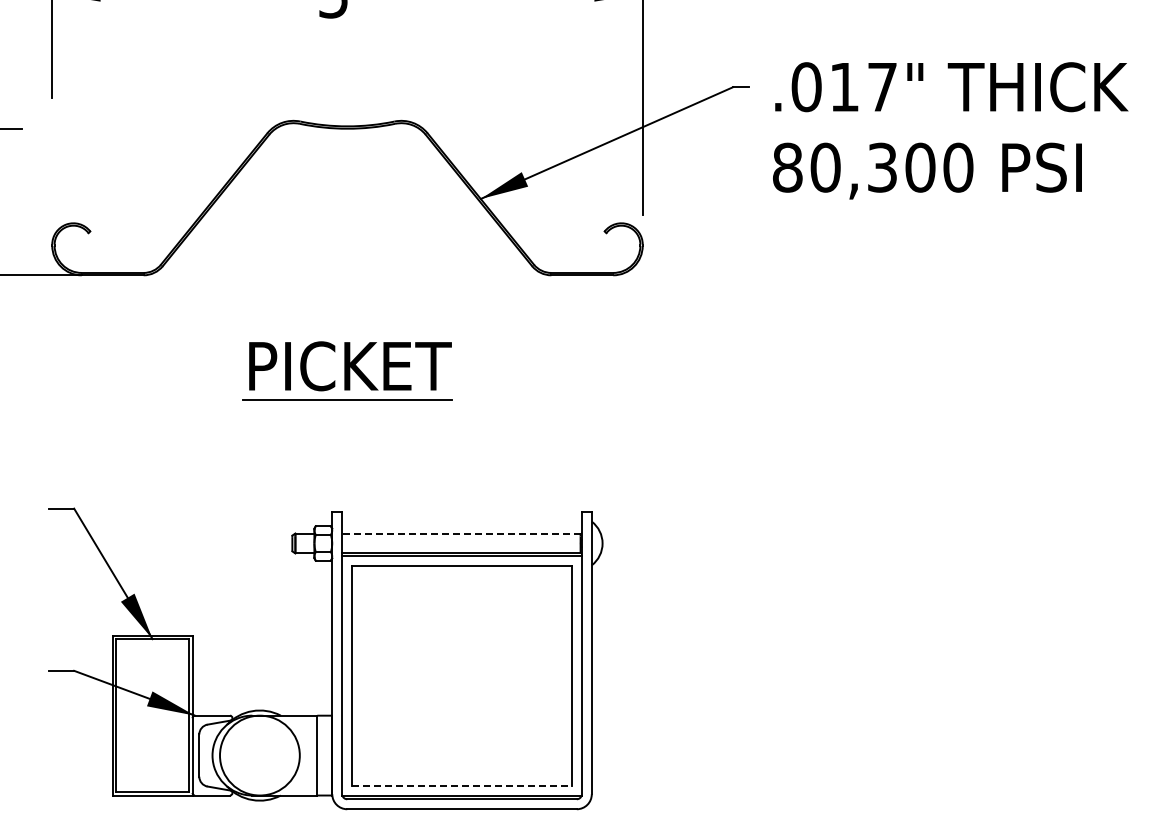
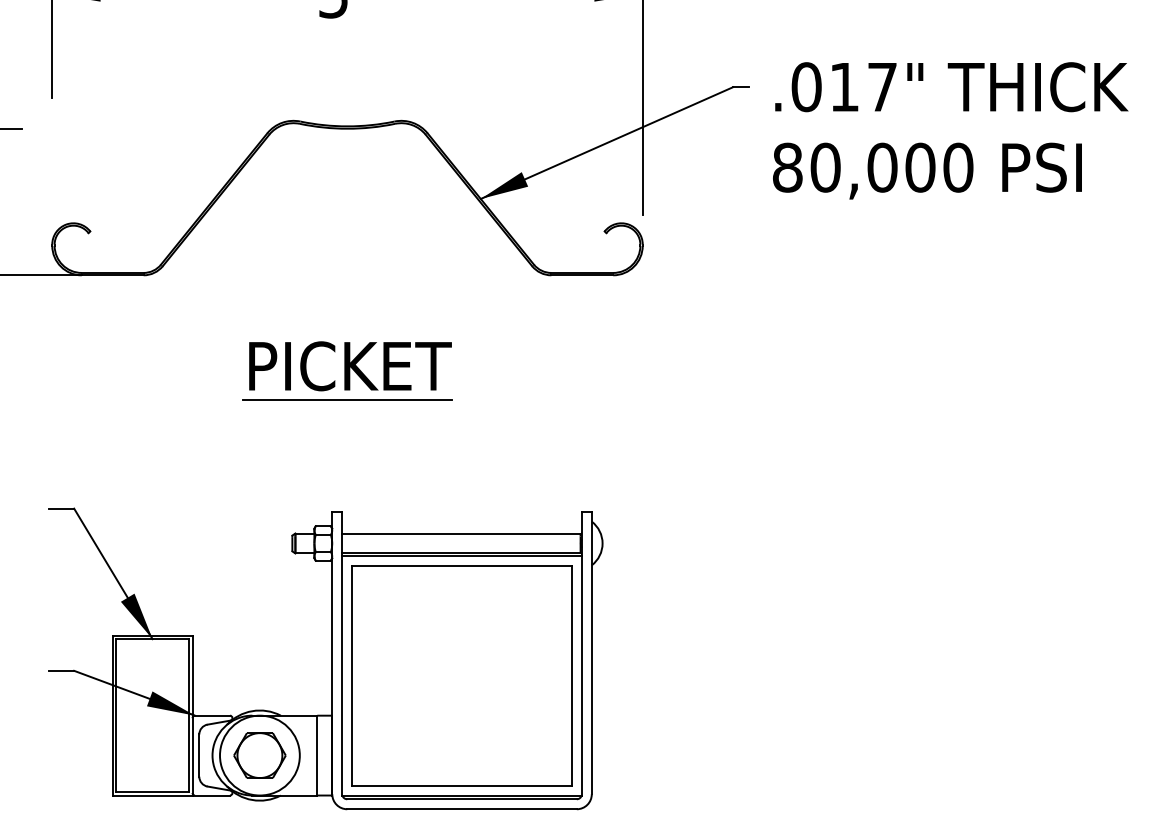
text: 80,300 -> 80,000 (882, 167)
line: dashed -> solid (460, 533)
part: none -> present (259, 755)
line: dashed -> solid (462, 785)
